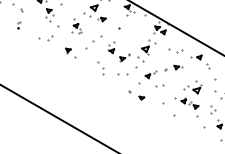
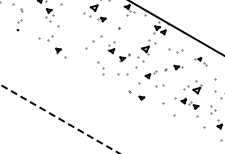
part size: 5x9 px -> 7x13 px (19, 25)
part: present -> none (76, 26)
part position: (70, 52) -> (60, 52) (60, 52)
part size: 21x16 px -> 14x10 px (200, 61)
line: solid -> dashed (60, 119)
